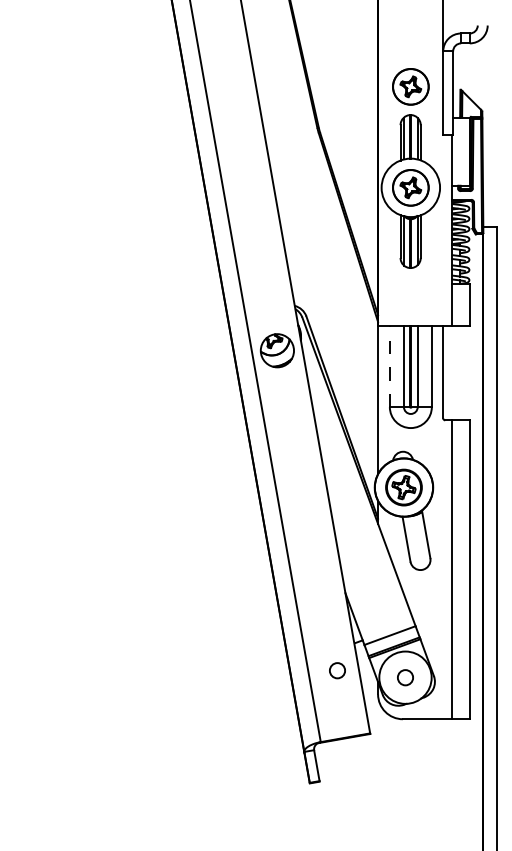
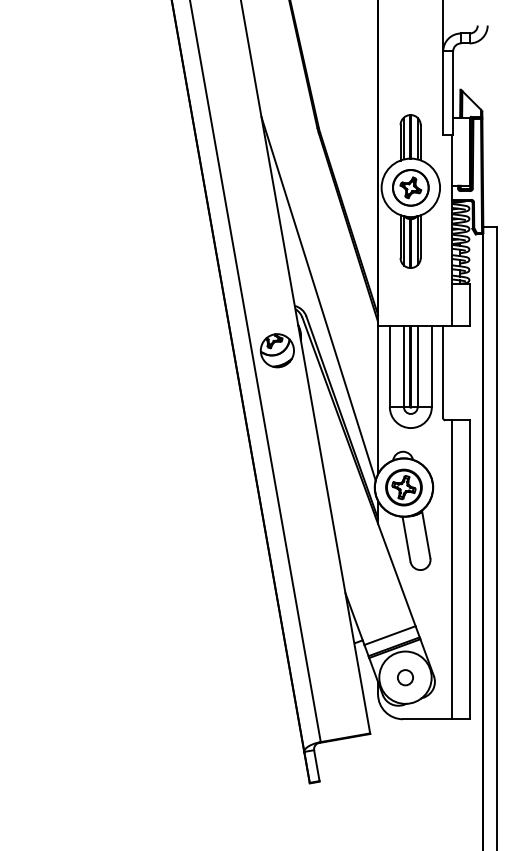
part: present -> none (410, 86)
line: none -> present (318, 298)
line: dashed -> solid (389, 366)
circle: present -> none (337, 670)
